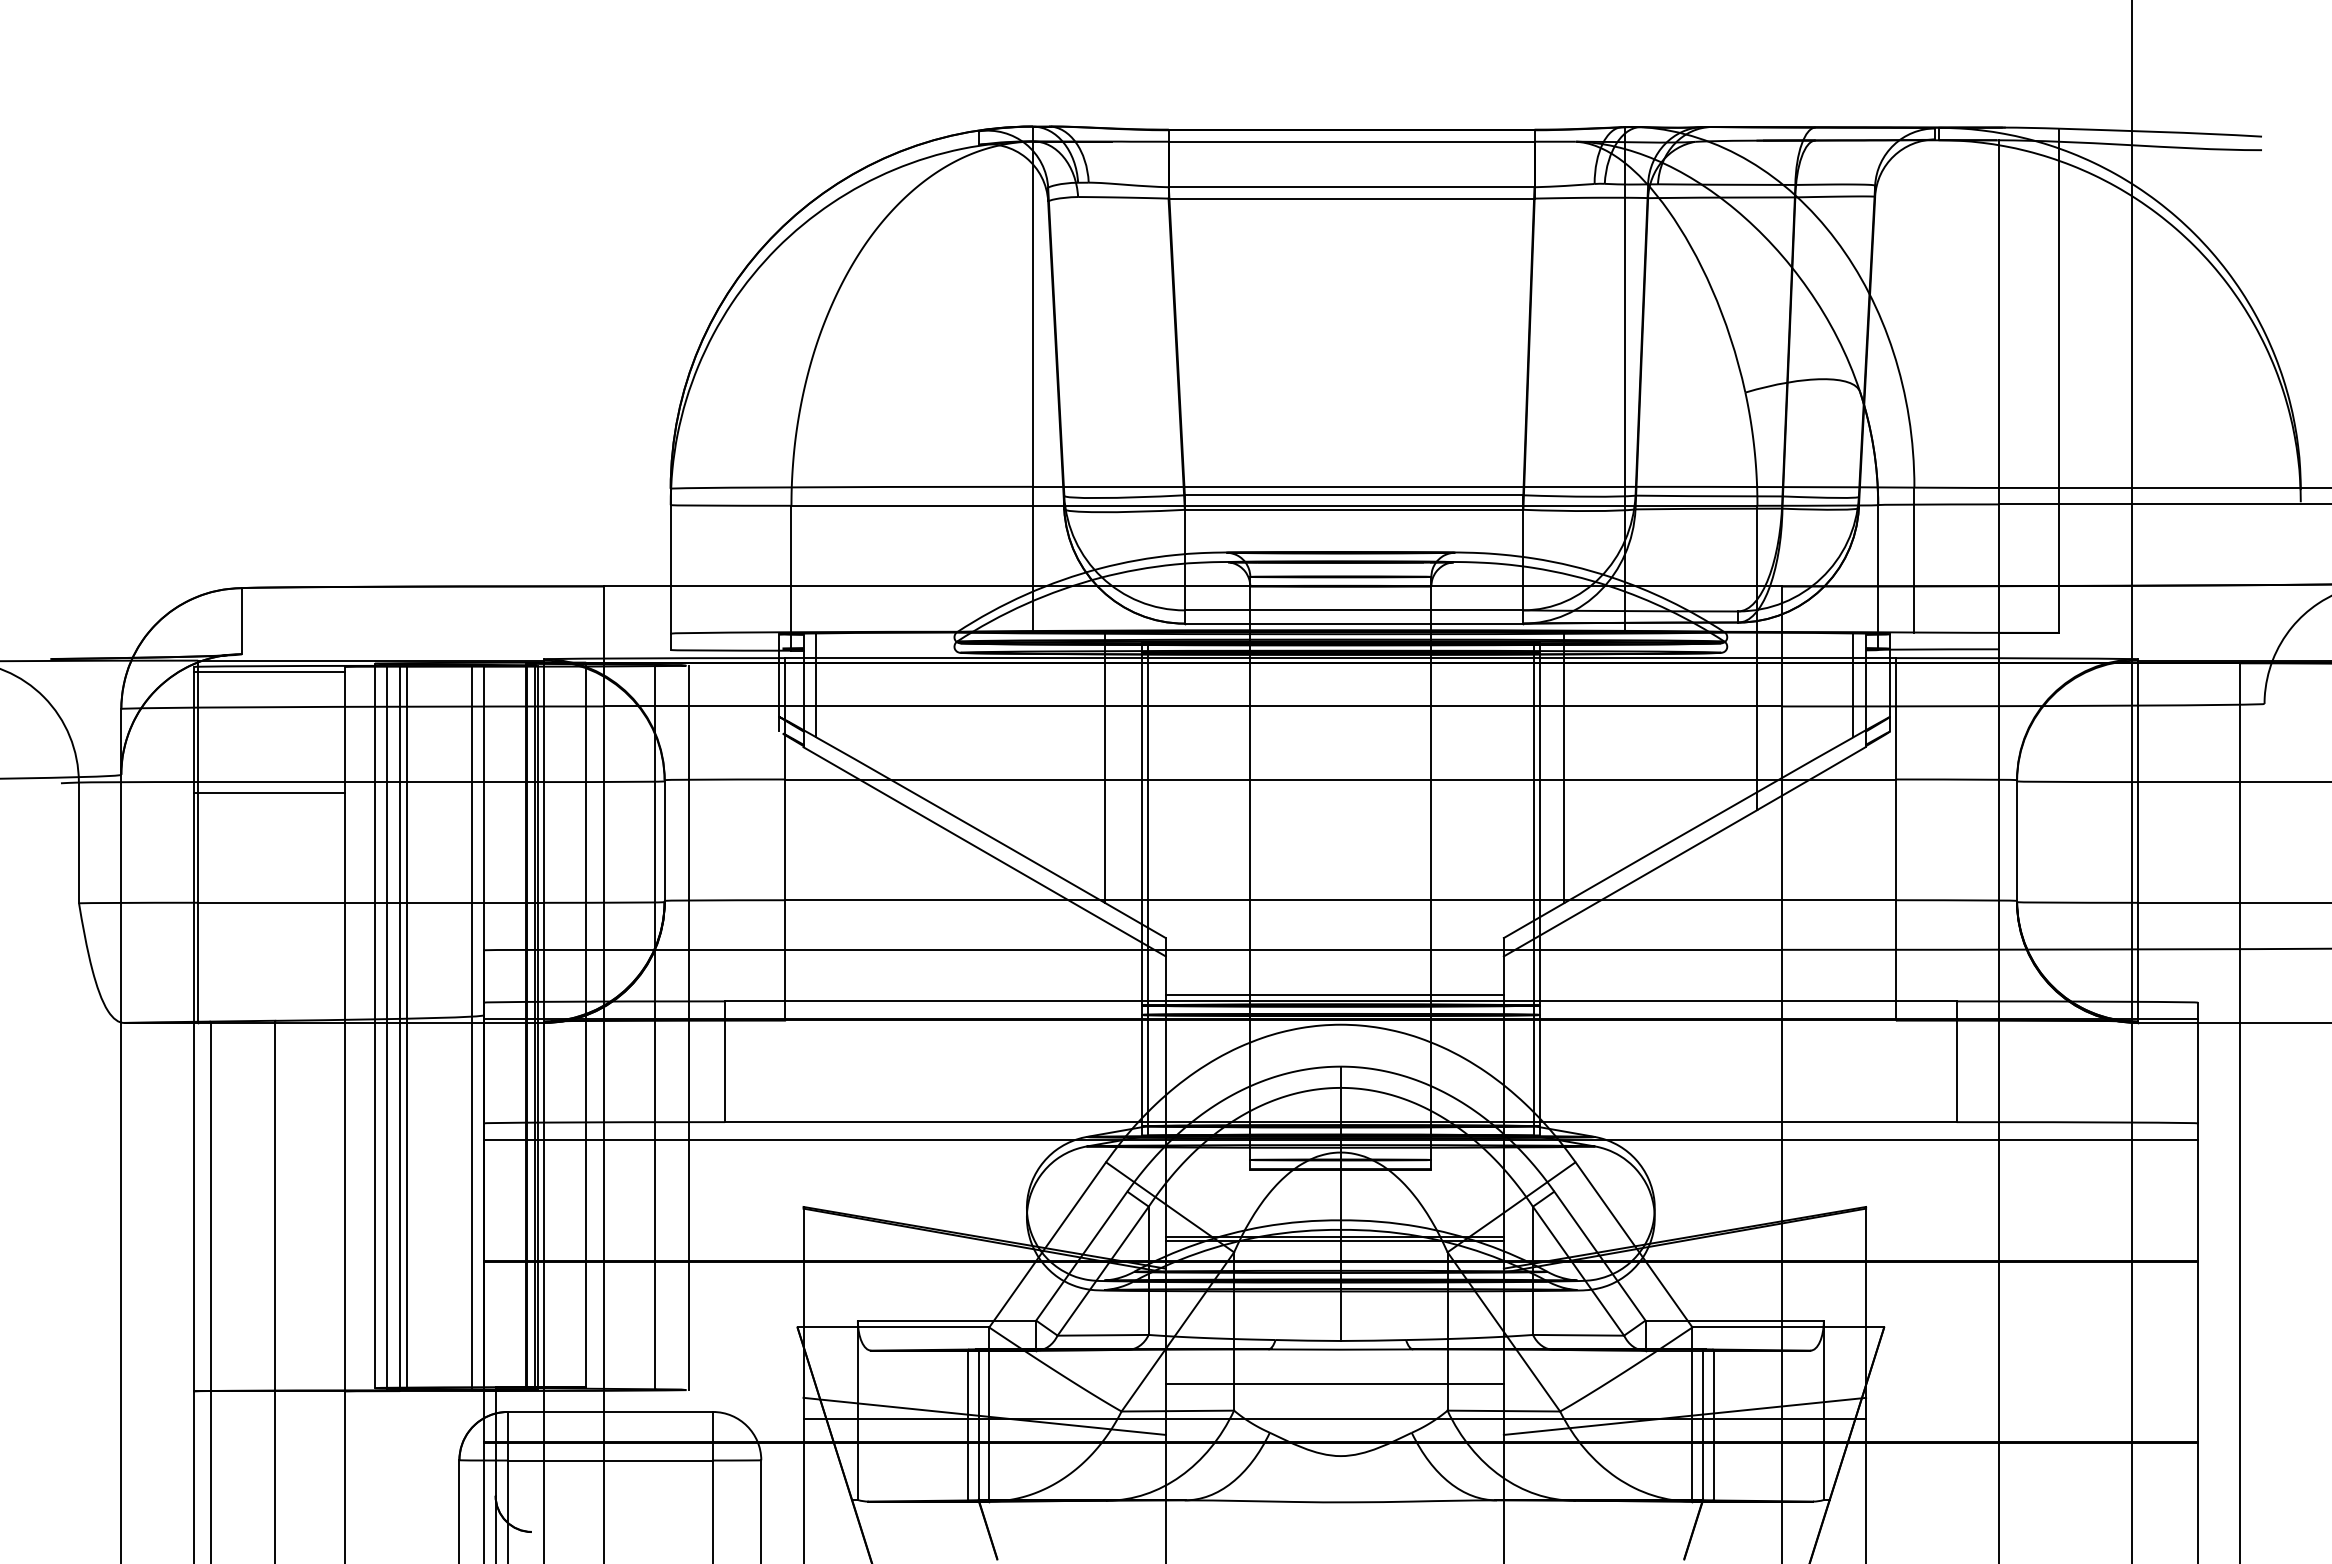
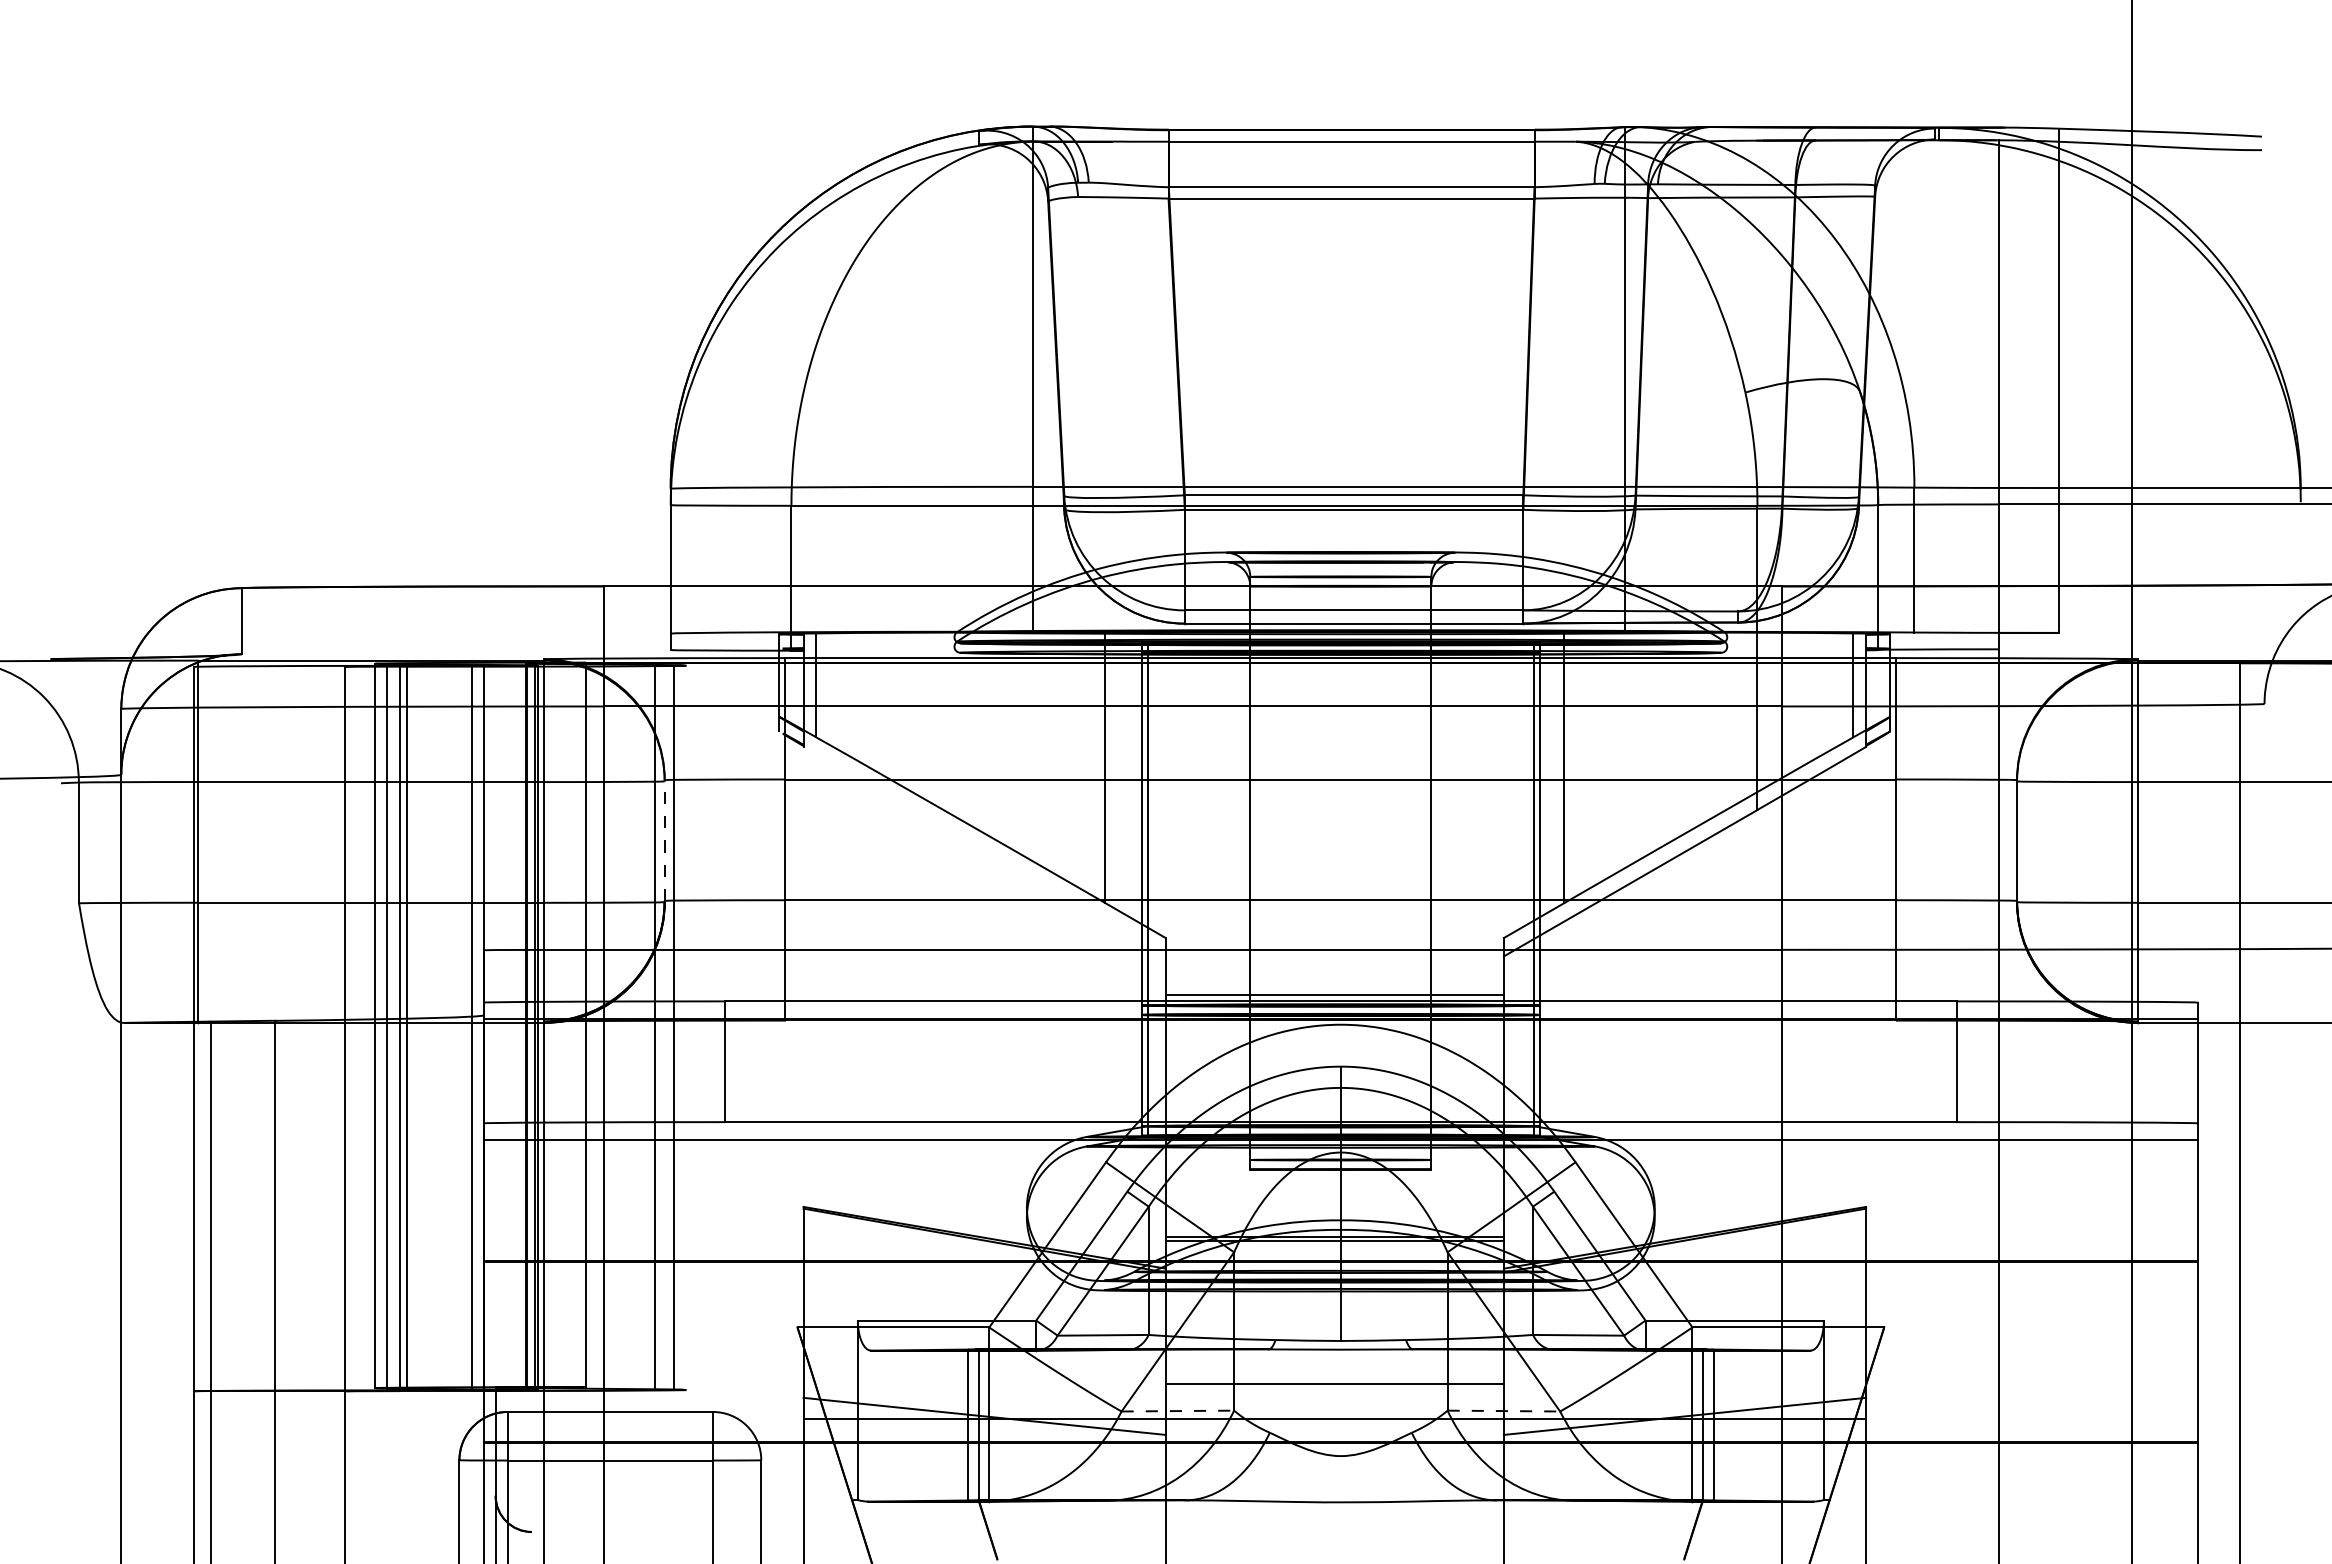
line: present -> none (268, 672)
line: present -> none (268, 793)
line: solid -> dashed (664, 839)
line: present -> none (984, 851)
line position: (688, 1027) -> (673, 1027) (673, 1027)
line: solid -> dashed (1178, 1411)
line: solid -> dashed (1504, 1411)
